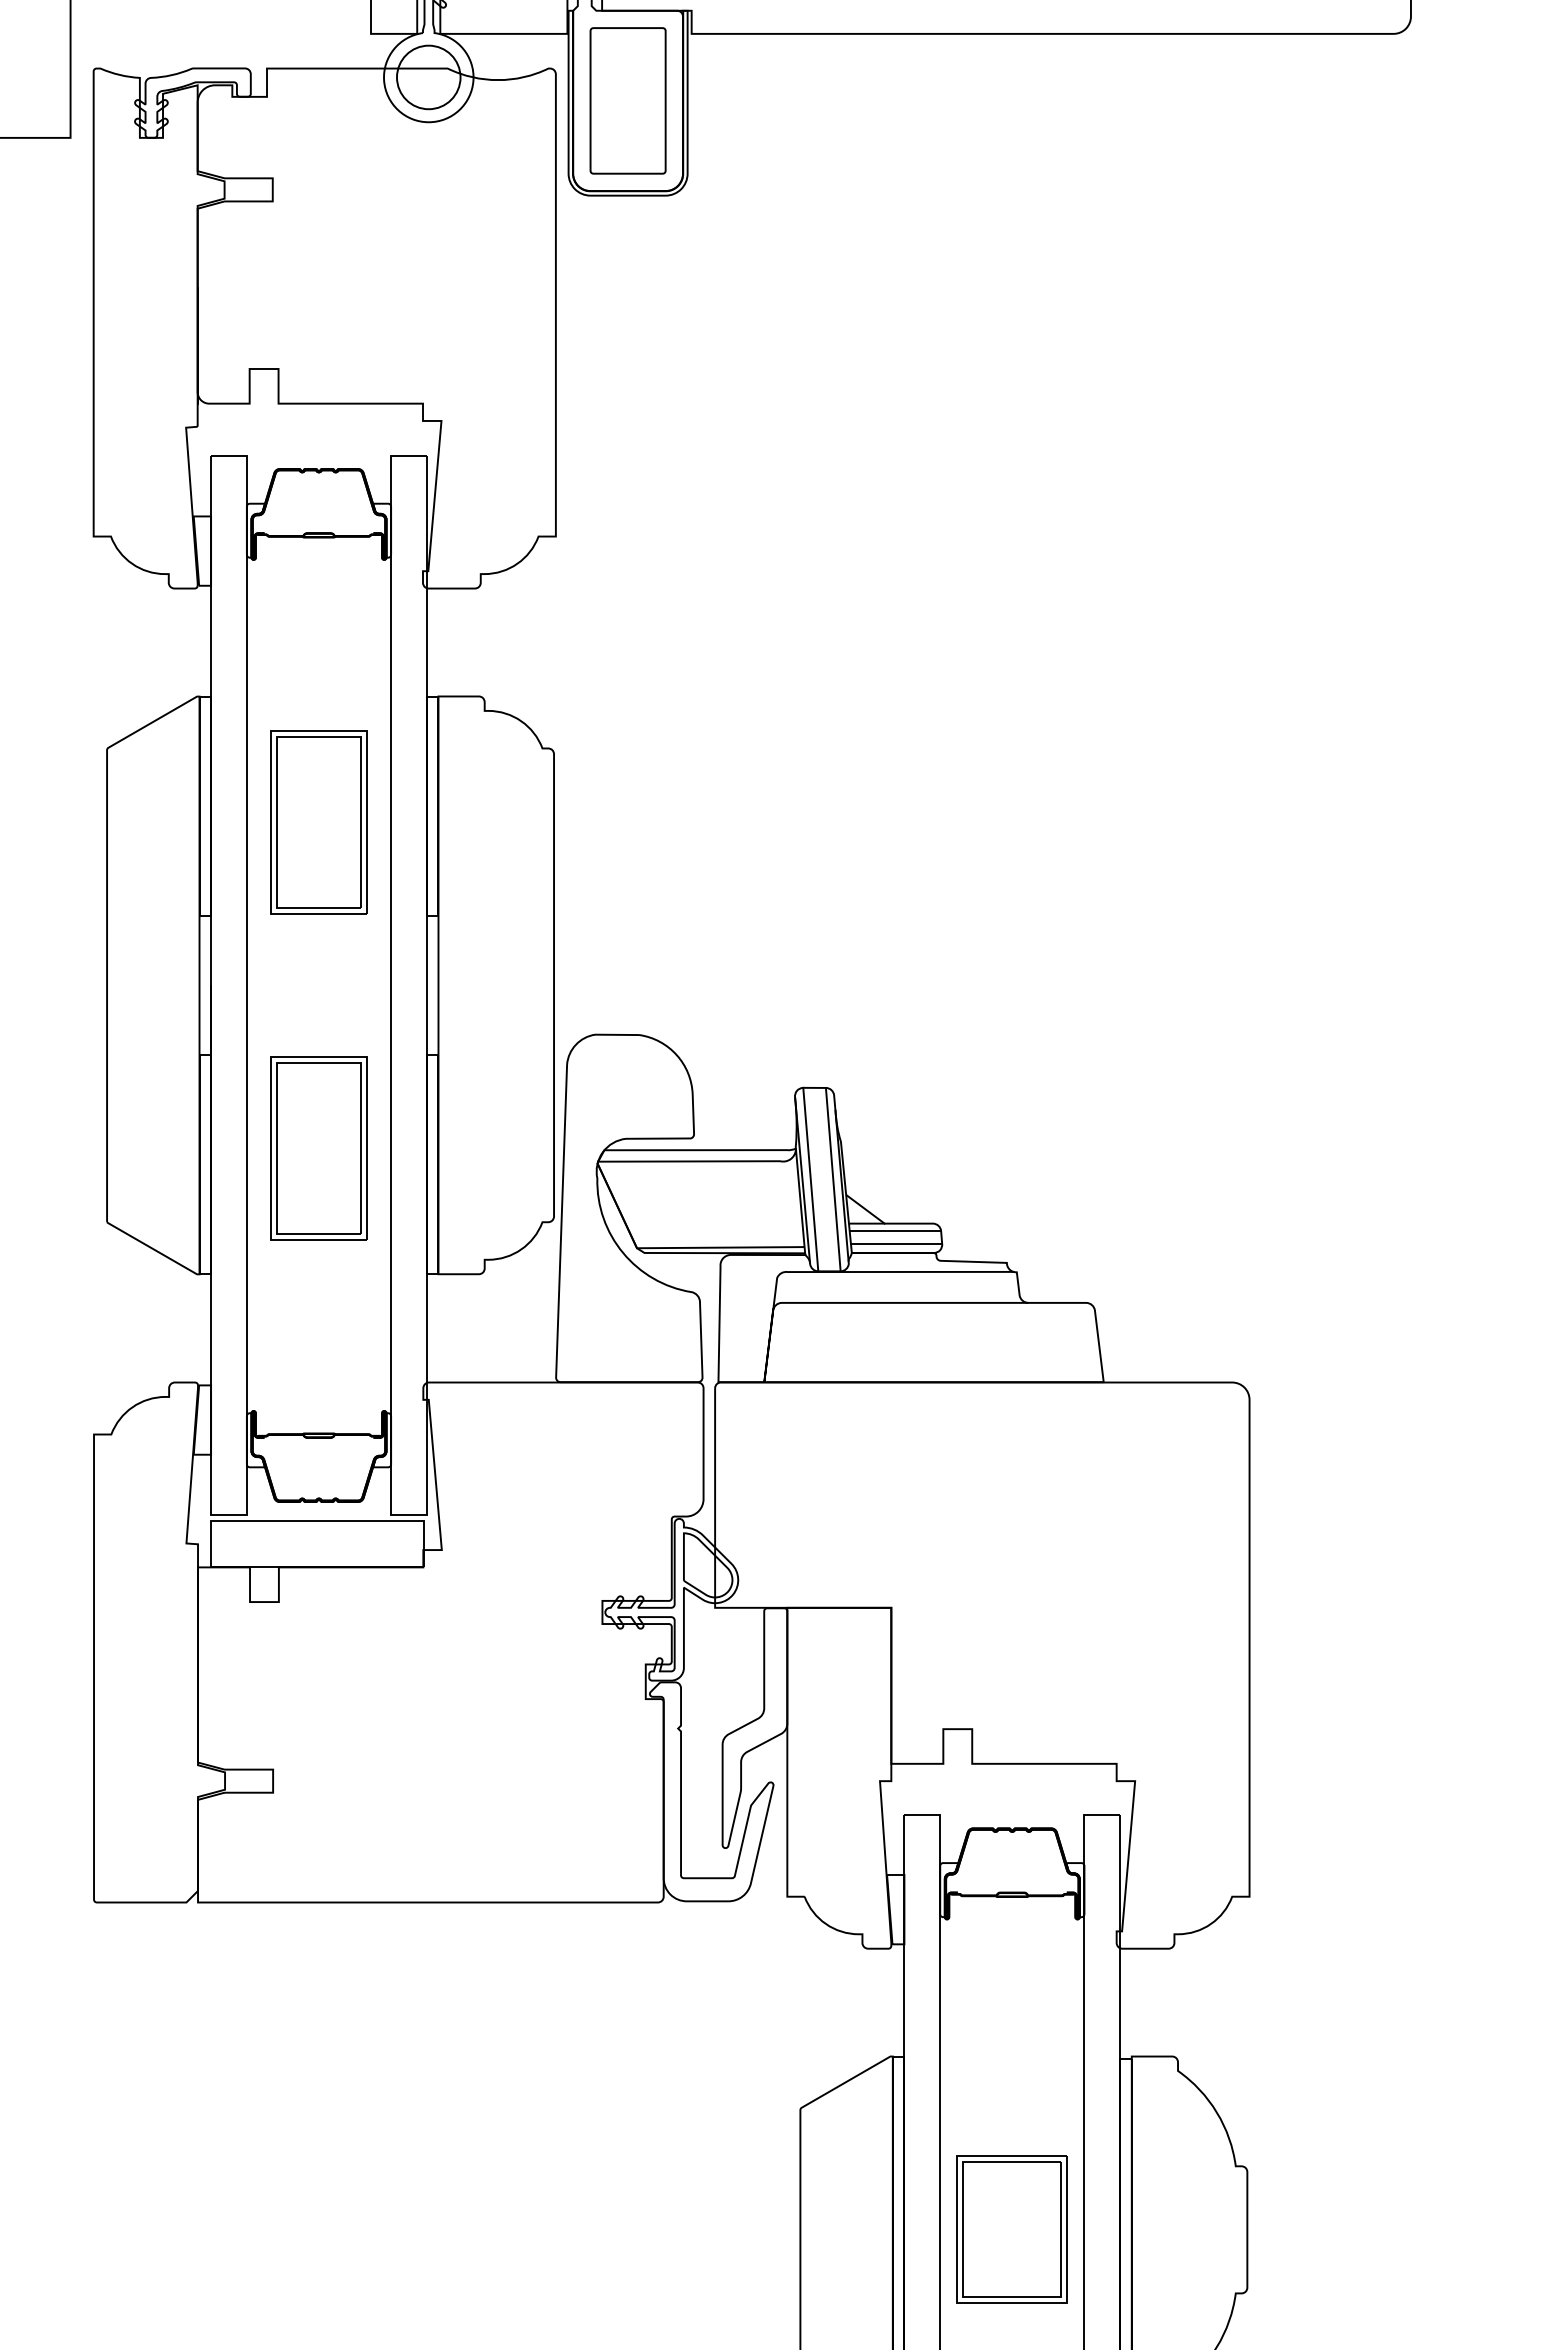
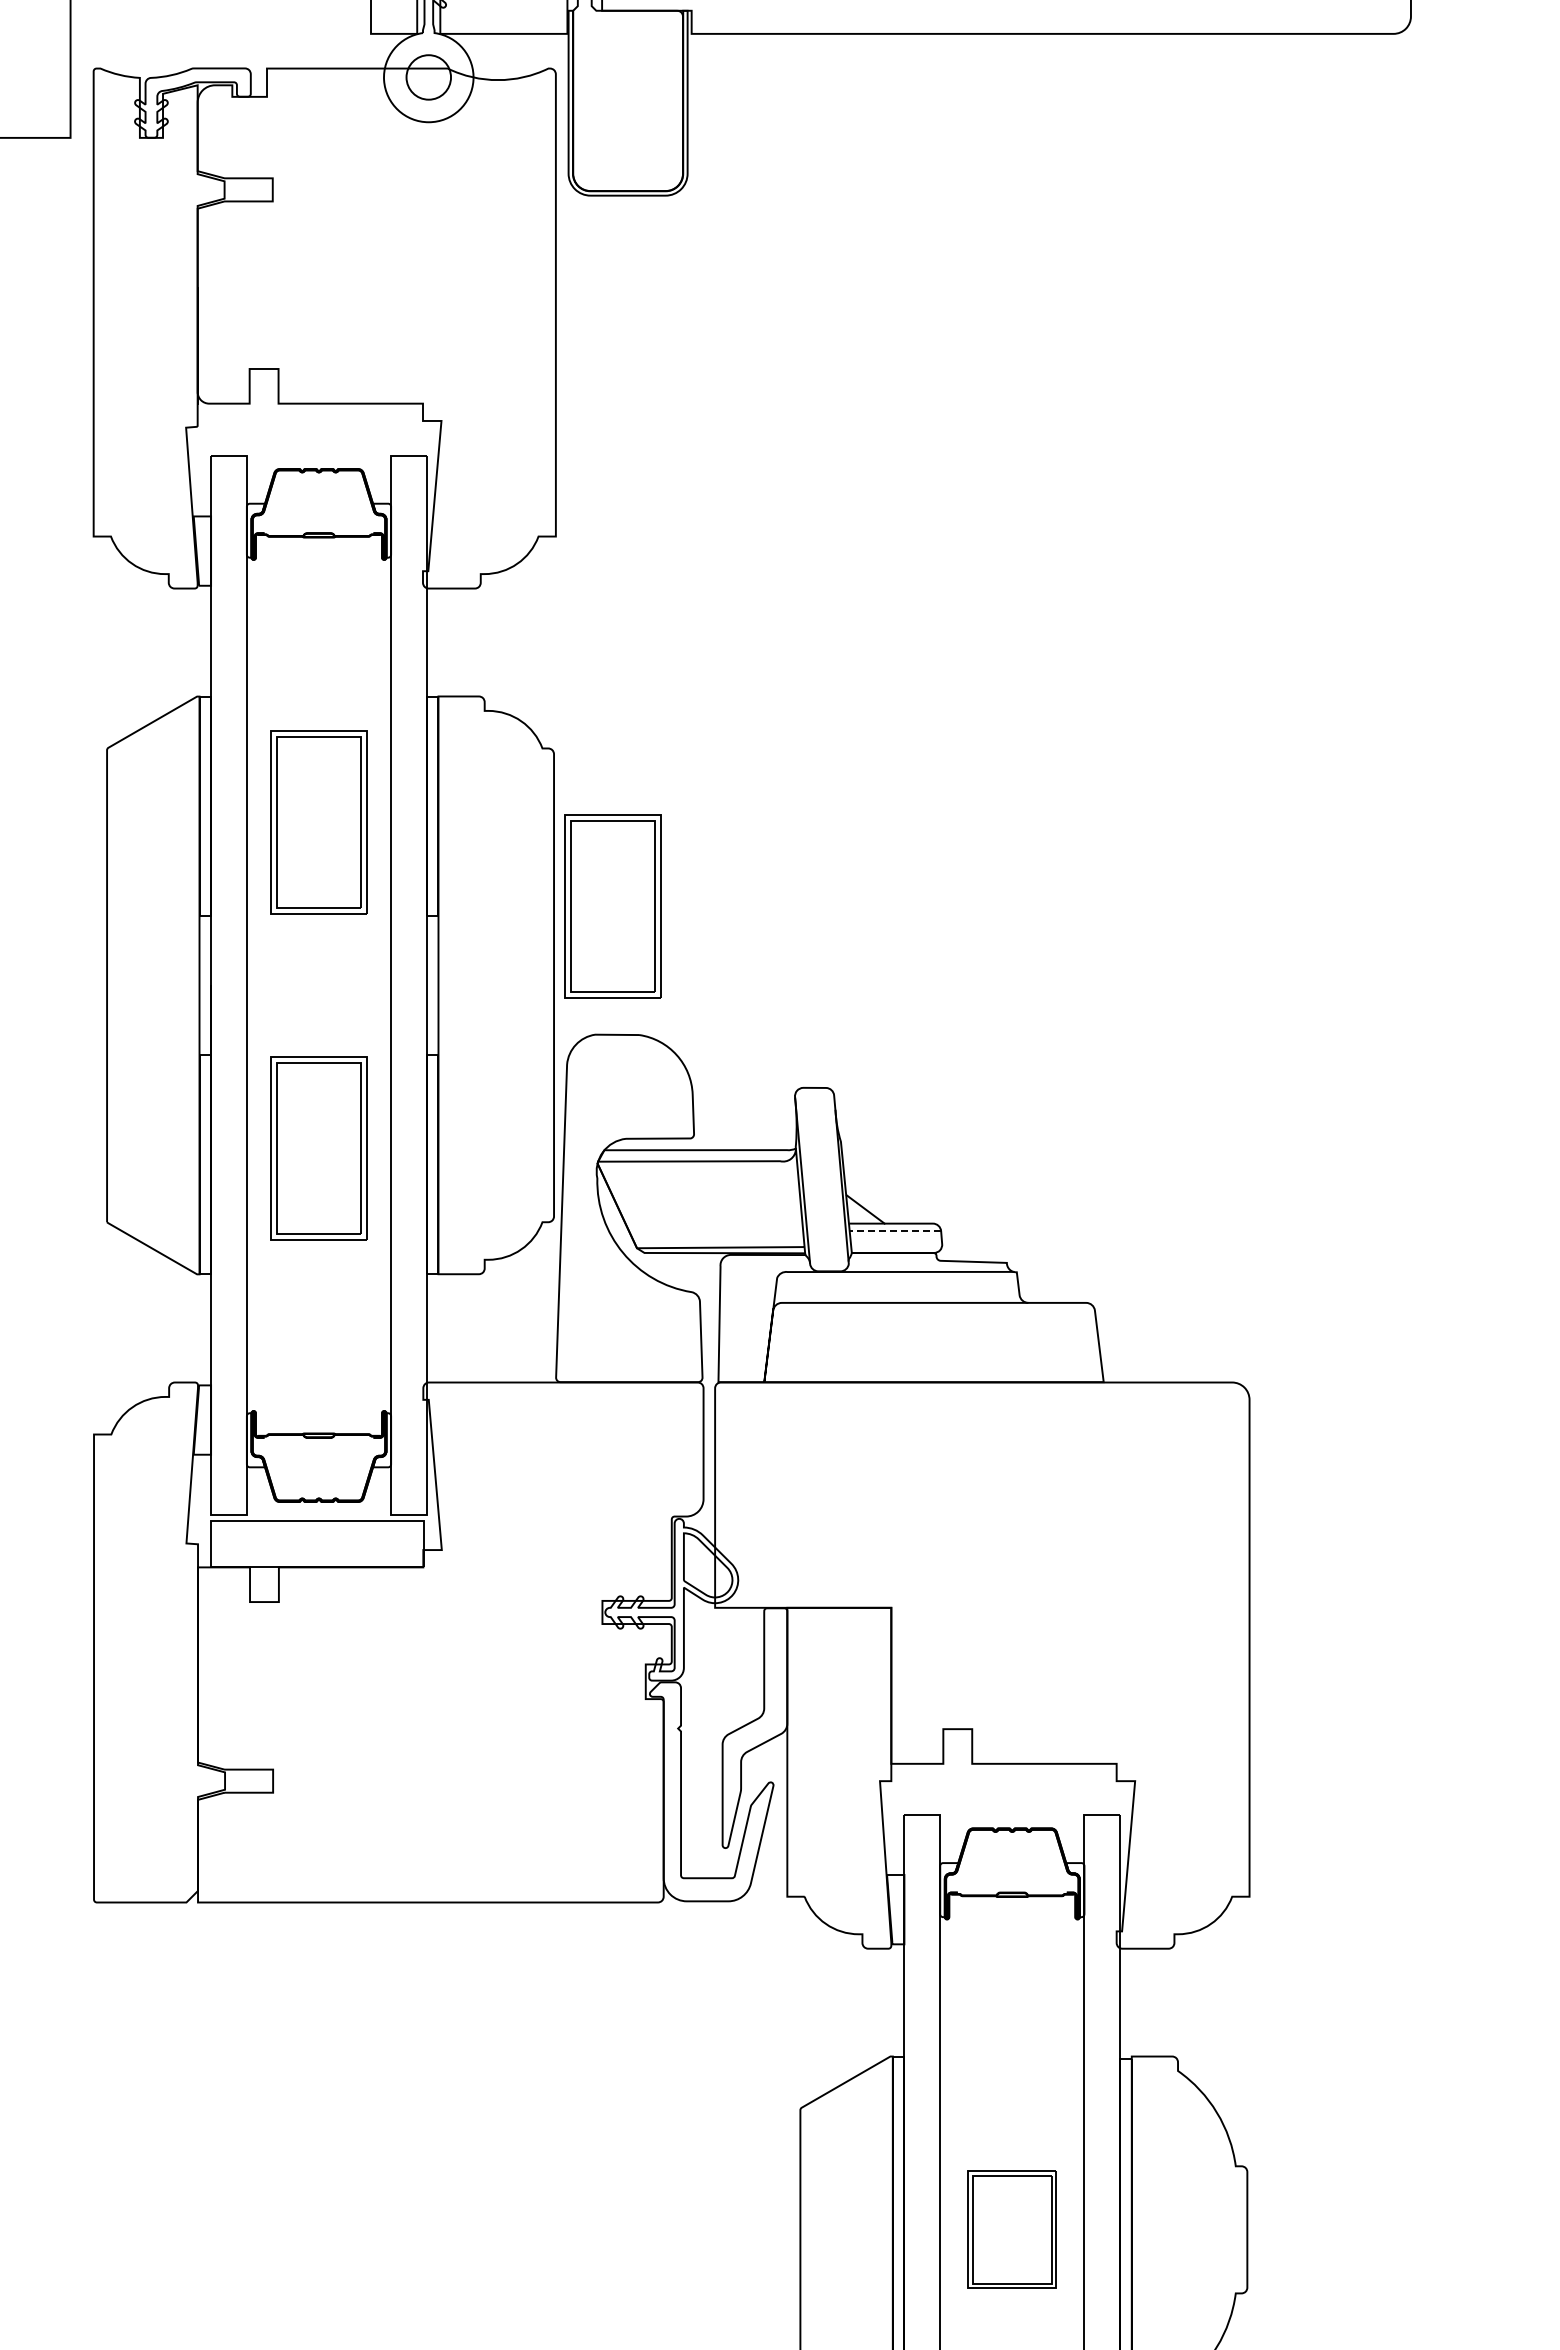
circle diameter: 64 px -> 44 px (428, 77)
part: present -> none (627, 100)
part: none -> present (612, 906)
line: present -> none (832, 1178)
line: present -> none (810, 1179)
line: solid -> dashed (895, 1231)
line: present -> none (896, 1244)
part size: 112x149 px -> 90x119 px (1011, 2229)
